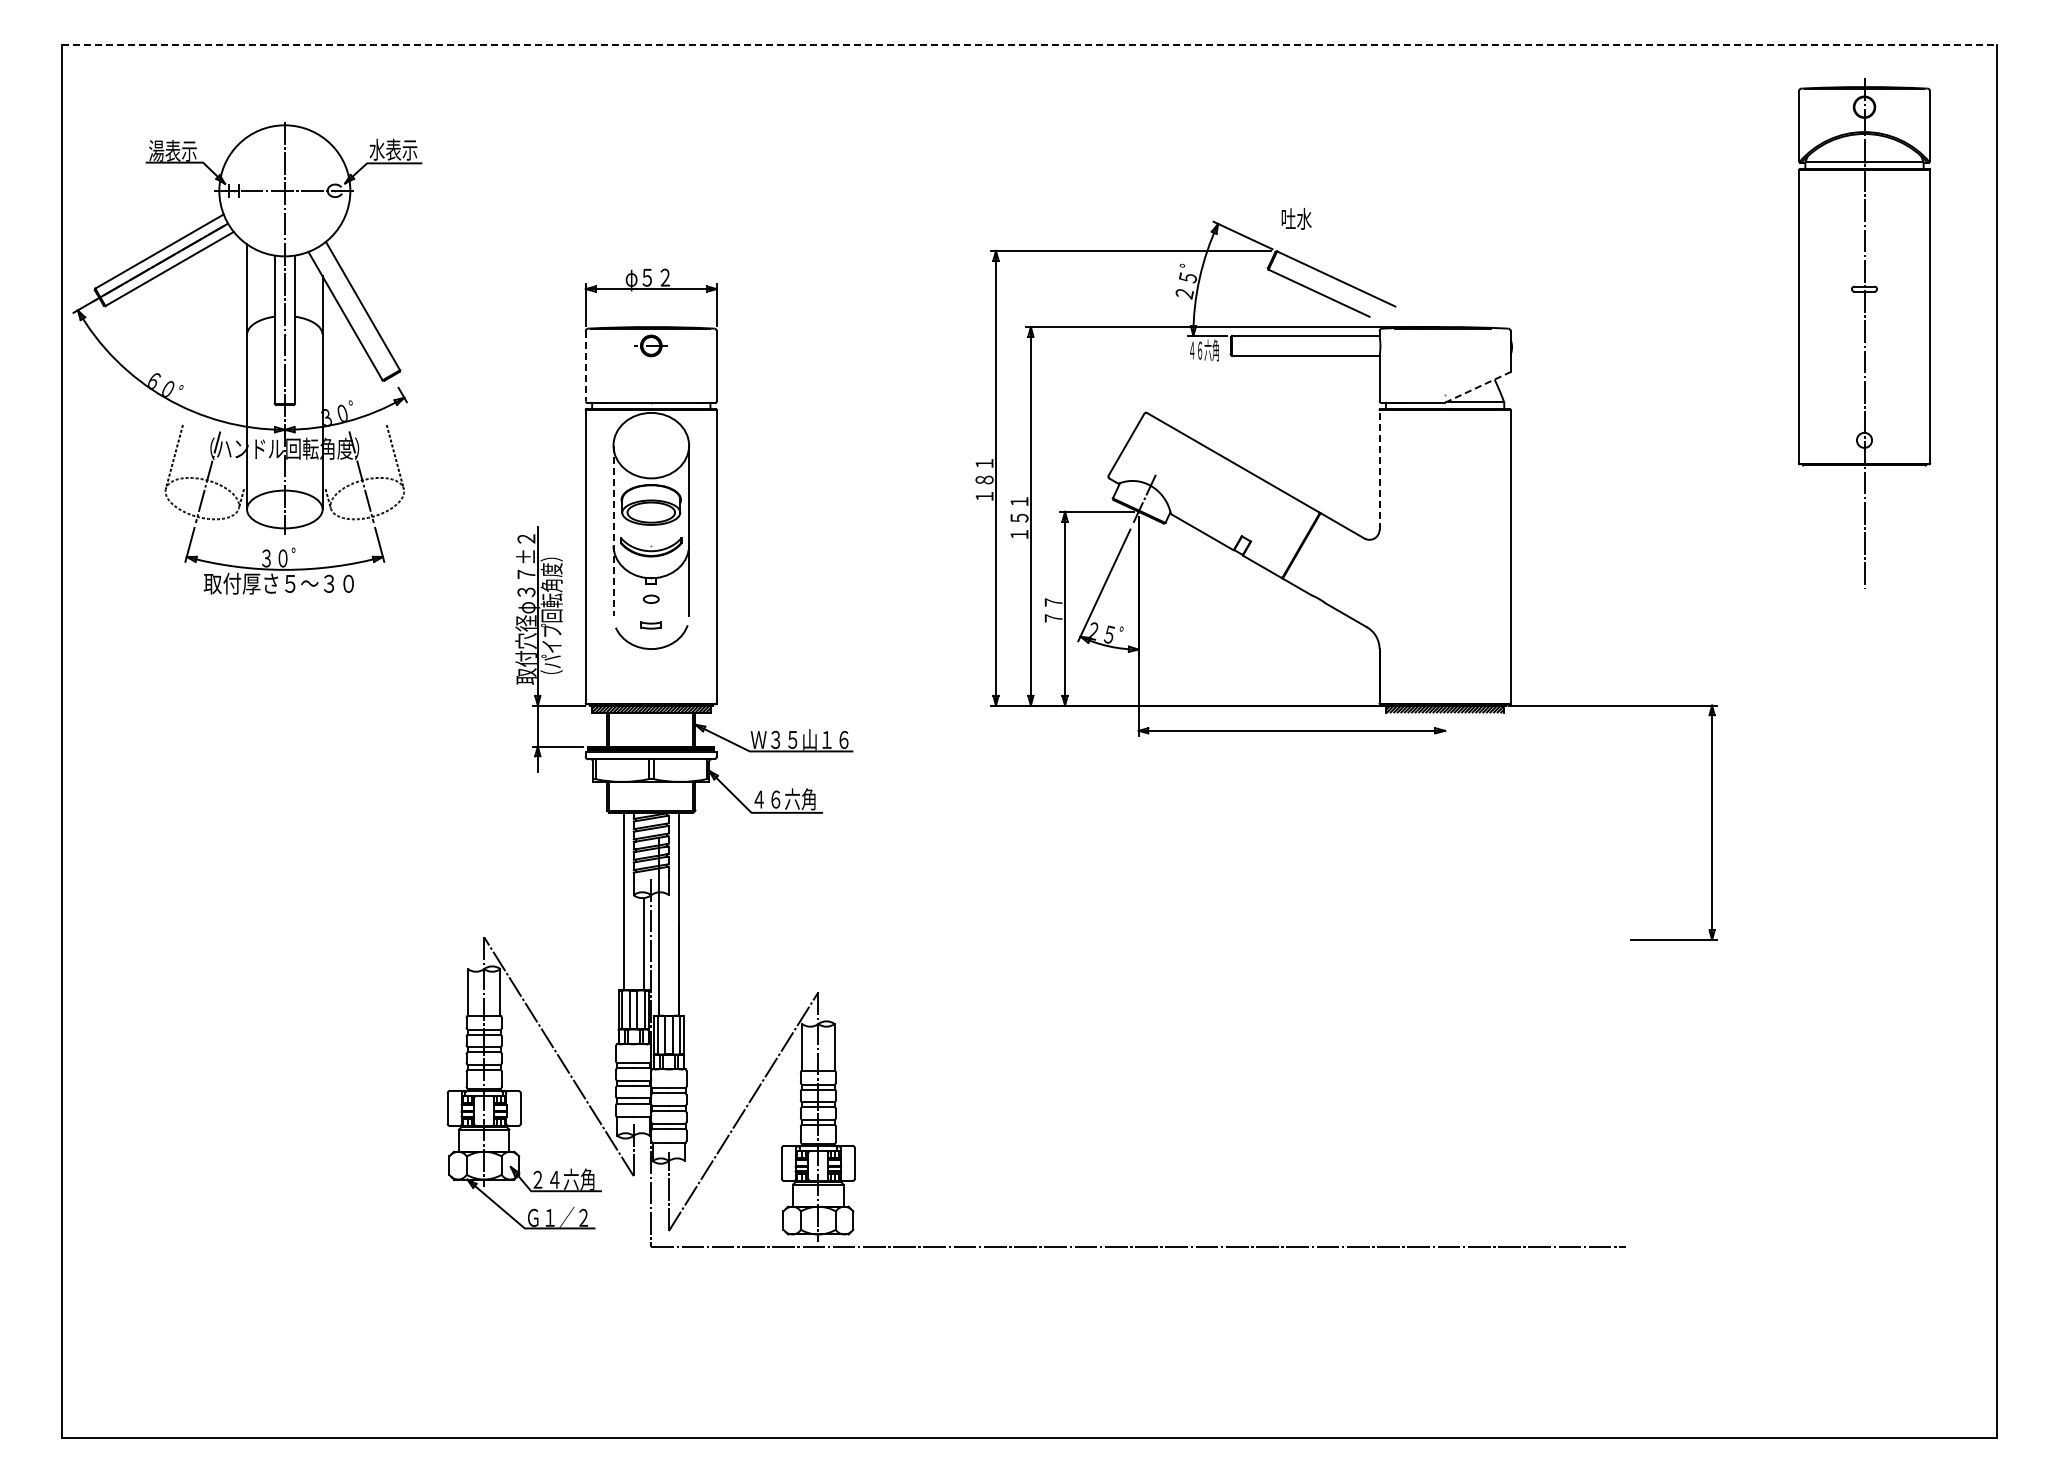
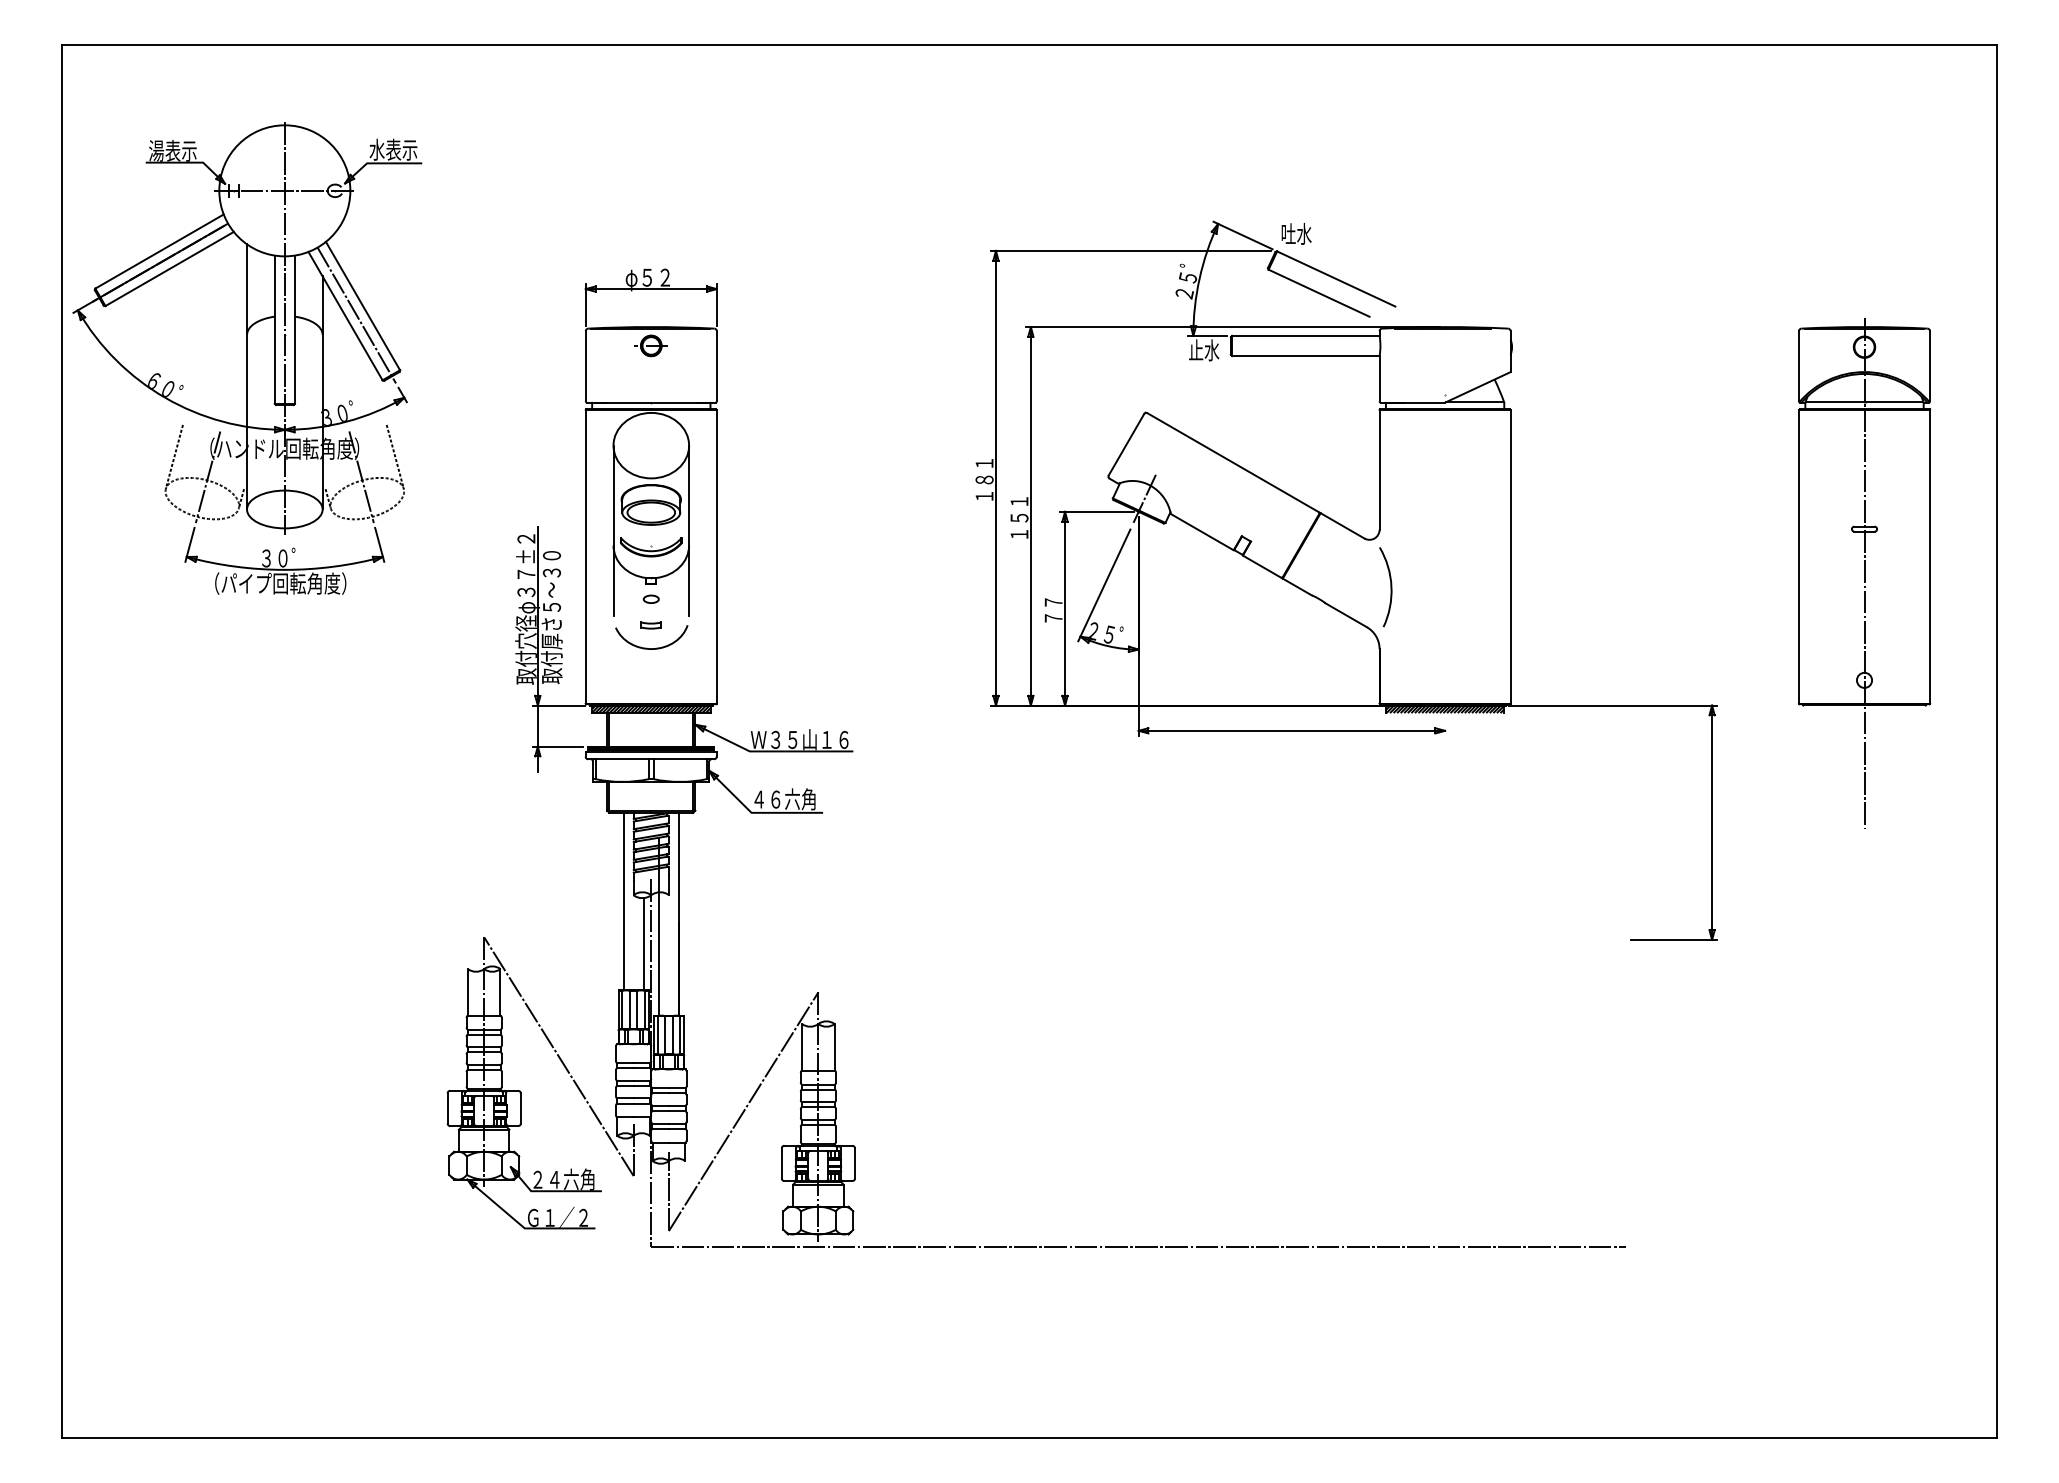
line: dashed -> solid (1029, 44)
text position: (1296, 218) -> (1296, 233) (1296, 233)
line: none -> present (356, 315)
part position: (1864, 333) -> (1864, 573) (1864, 573)
text: ４６六角 -> 止水 (1204, 350)
line: dashed -> solid (585, 366)
line: dashed -> solid (1478, 387)
line: dashed -> solid (1379, 469)
line: dashed -> solid (613, 531)
text: 取付厚さ５～３０ -> （パイプ回転角度） (278, 583)
arc: none -> present (1390, 587)
text: （パイプ回転角度） -> 取付厚さ５～３０ (551, 617)
